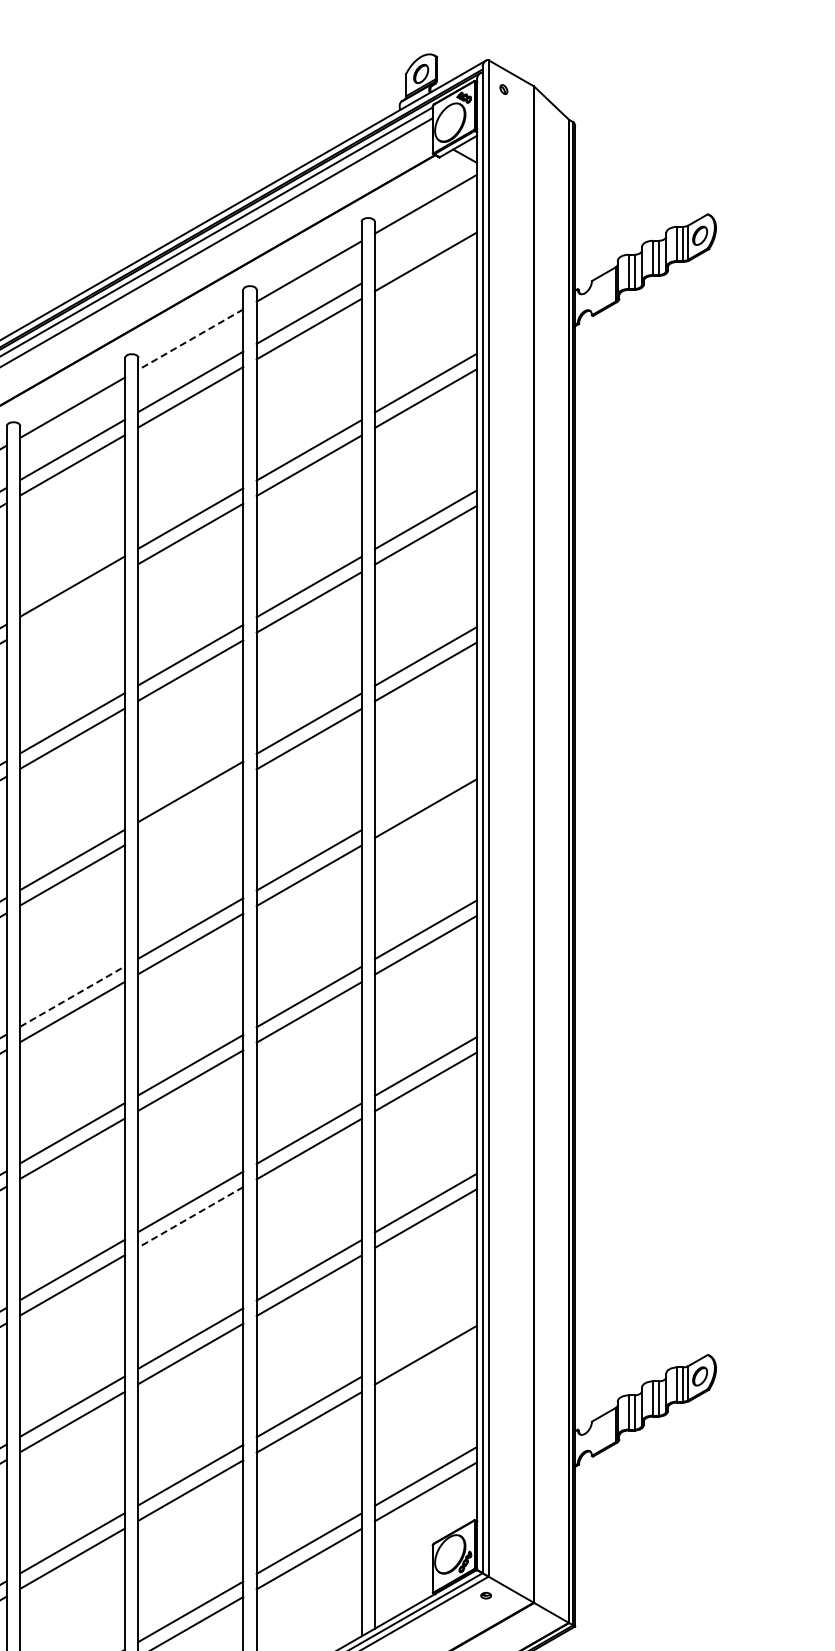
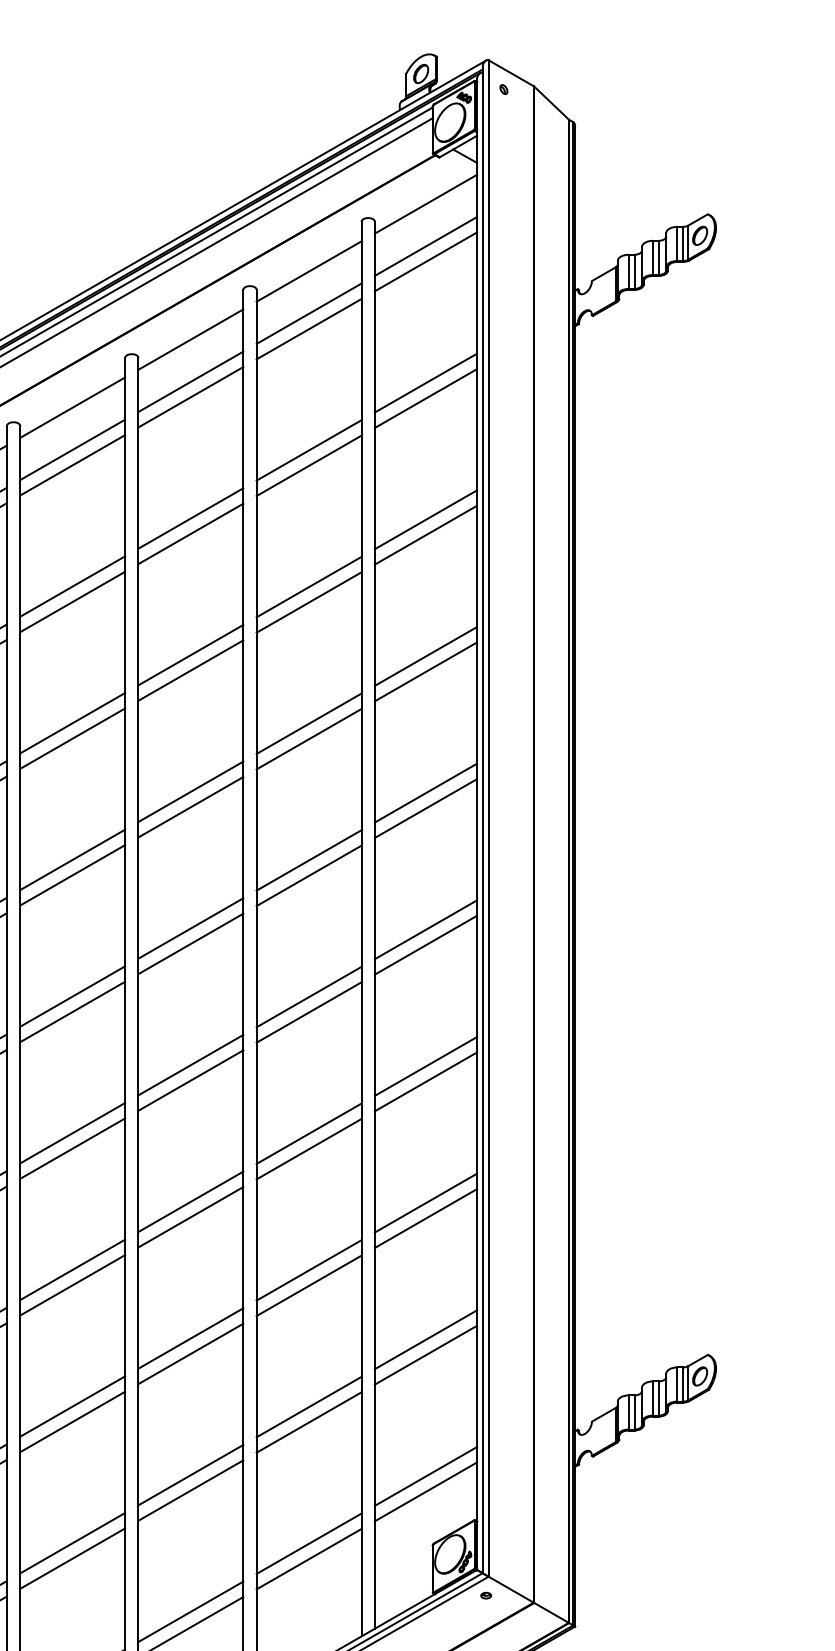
line: none -> present (425, 246)
line: dashed -> solid (190, 339)
line: none -> present (72, 601)
line: none -> present (425, 792)
line: none -> present (190, 807)
line: dashed -> solid (73, 996)
line: dashed -> solid (190, 1217)
line: none -> present (425, 1339)
